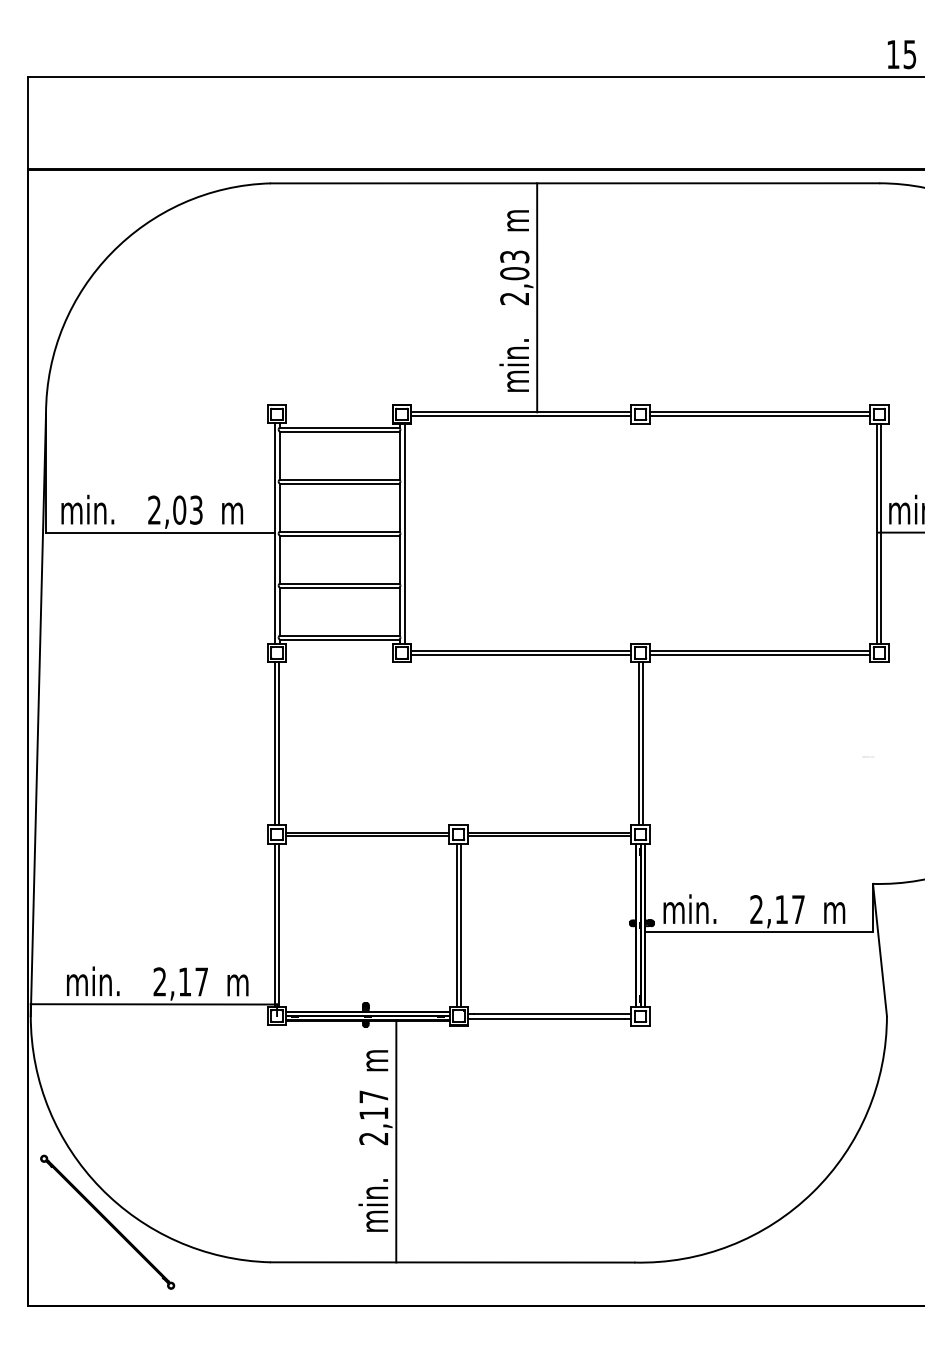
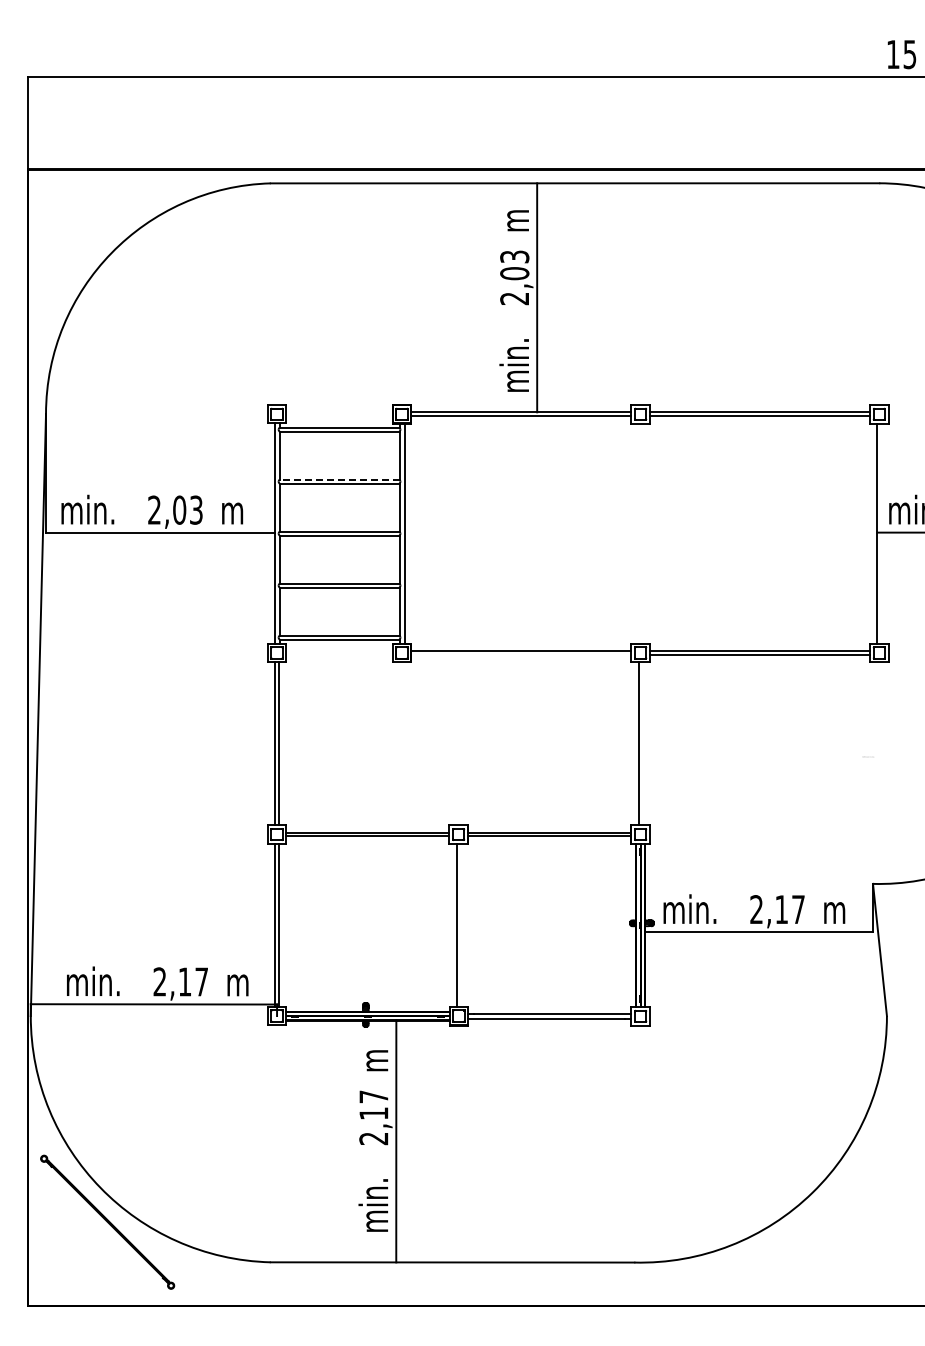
line: solid -> dashed (339, 479)
line: present -> none (881, 533)
line: present -> none (521, 654)
line: present -> none (642, 743)
line: present -> none (460, 924)
